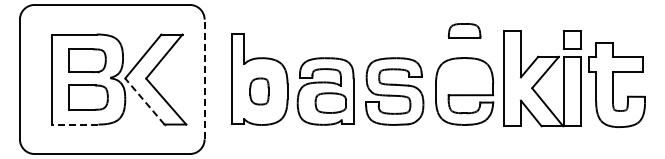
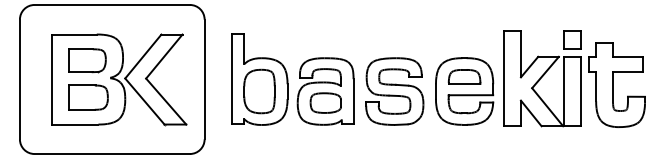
part position: (464, 30) -> (464, 76) (464, 76)
line: dashed -> solid (204, 79)
part size: 21x29 px -> 33x47 px (259, 91)
line: dashed -> solid (144, 101)
part position: (330, 102) -> (325, 102) (325, 102)
line: dashed -> solid (74, 124)
